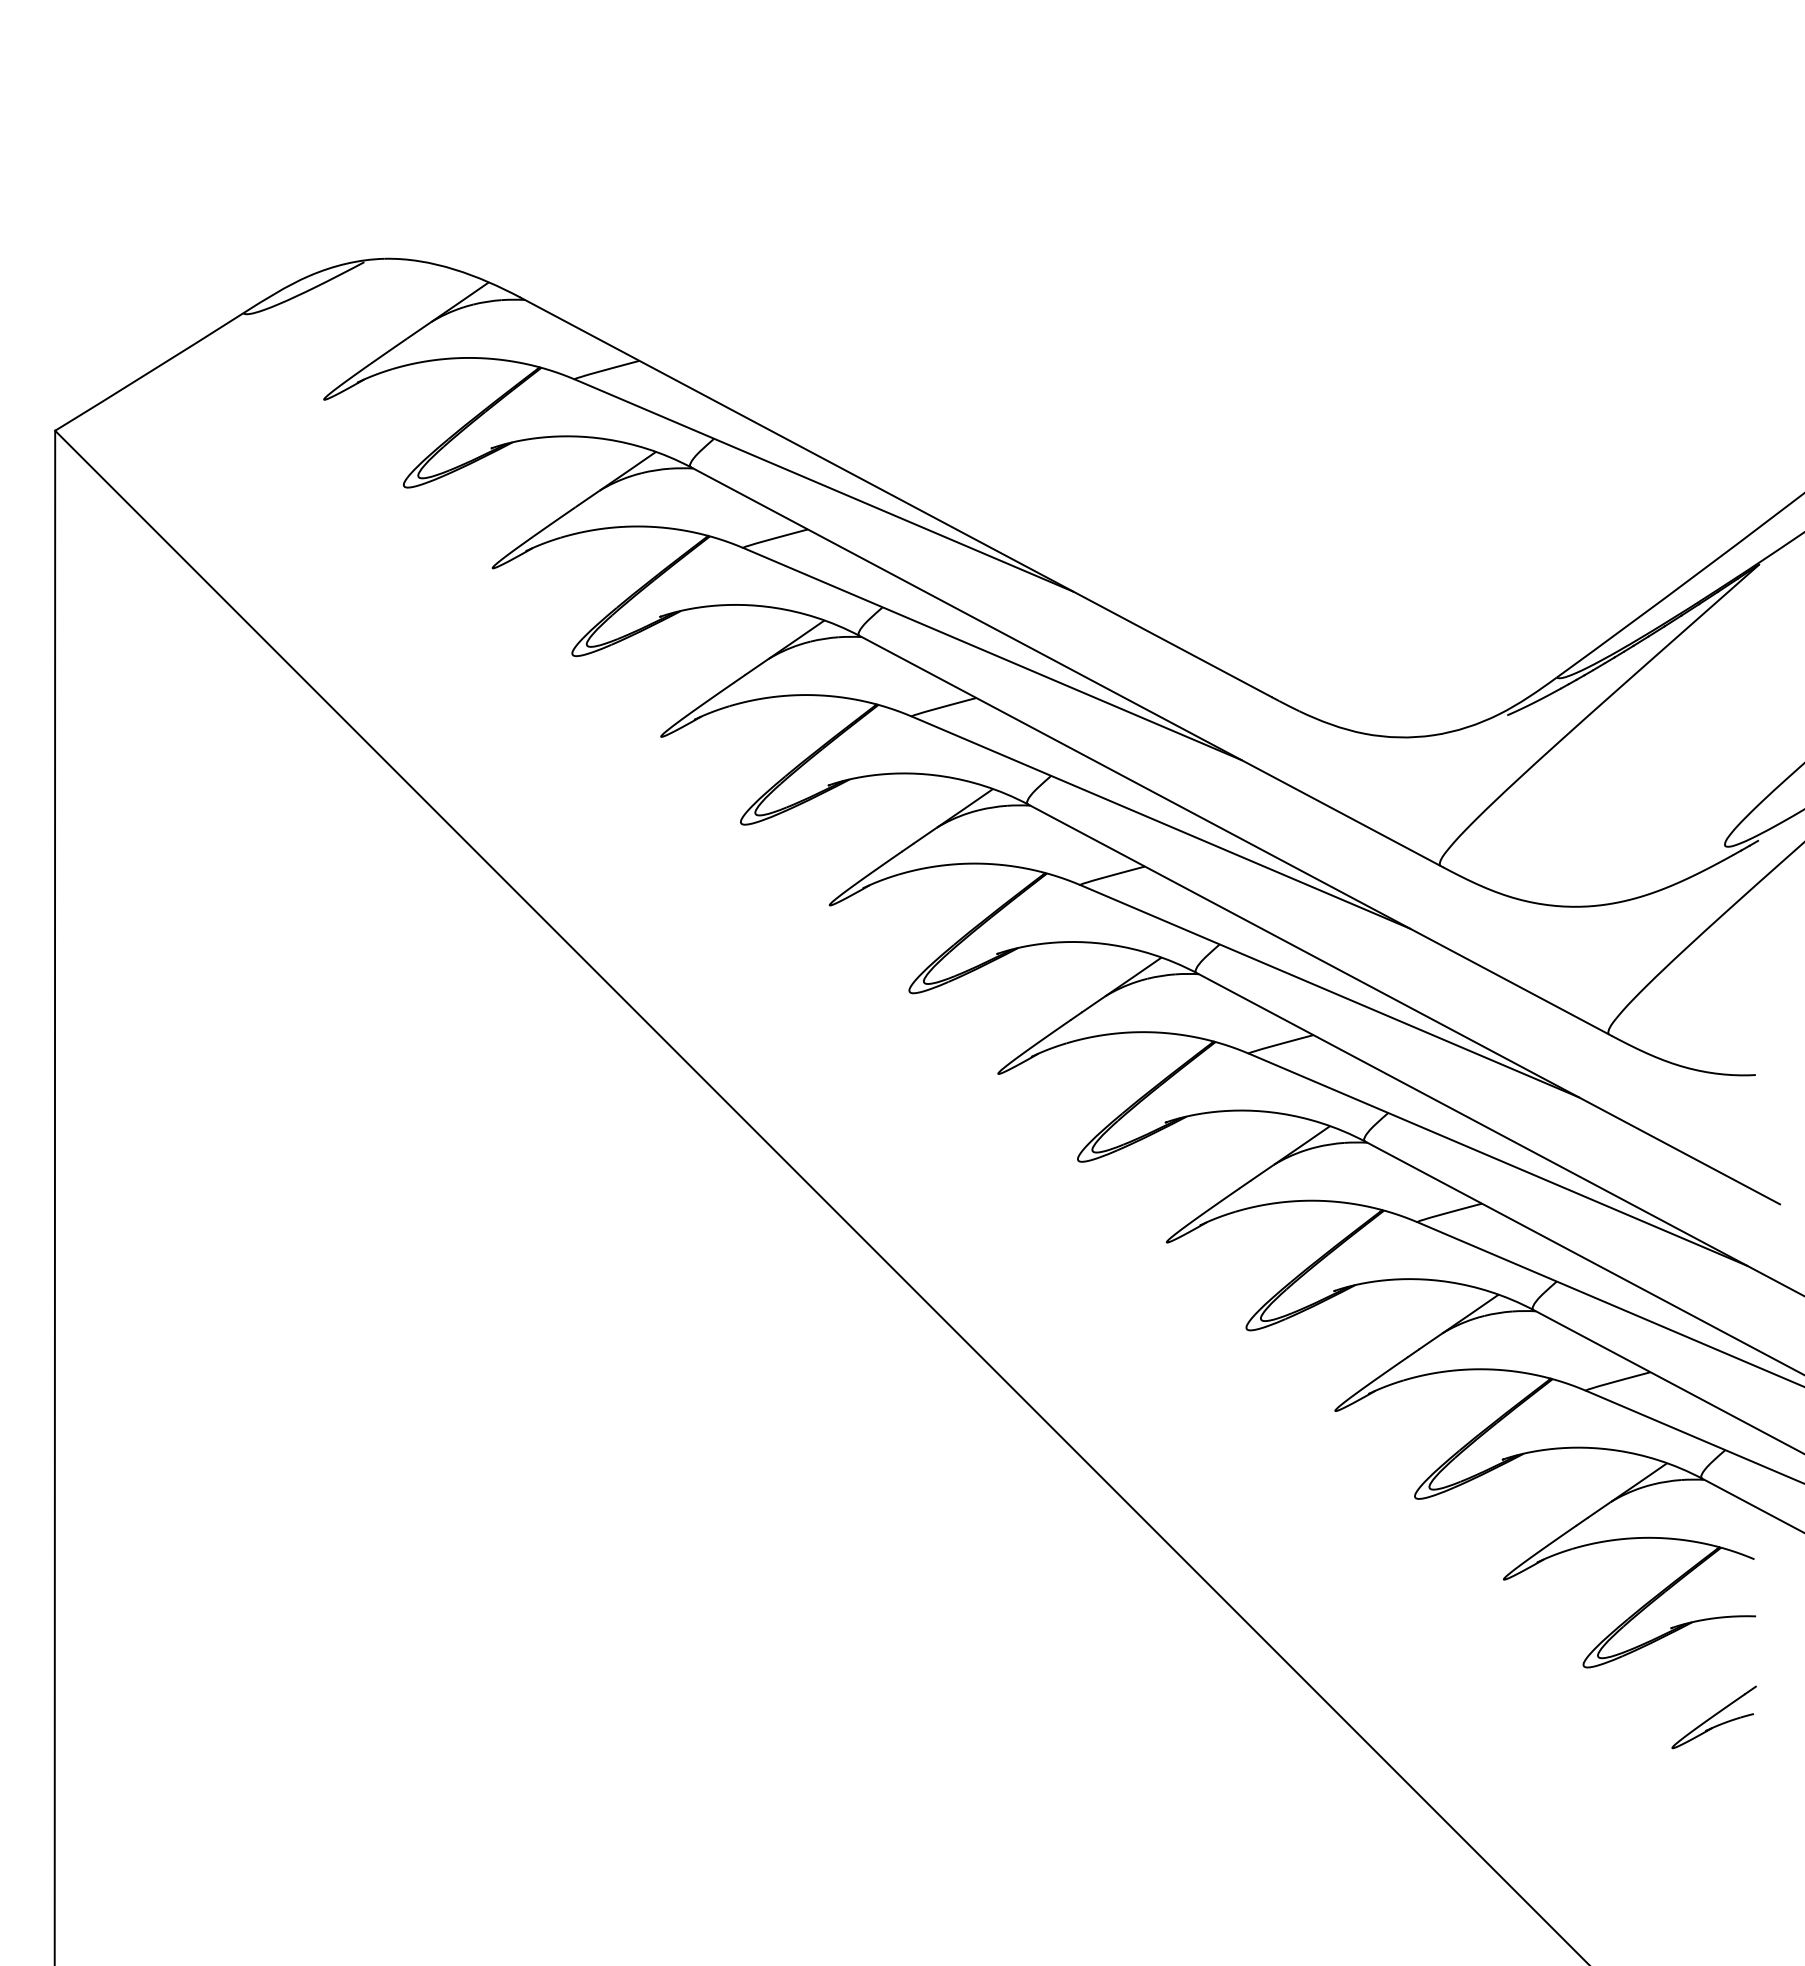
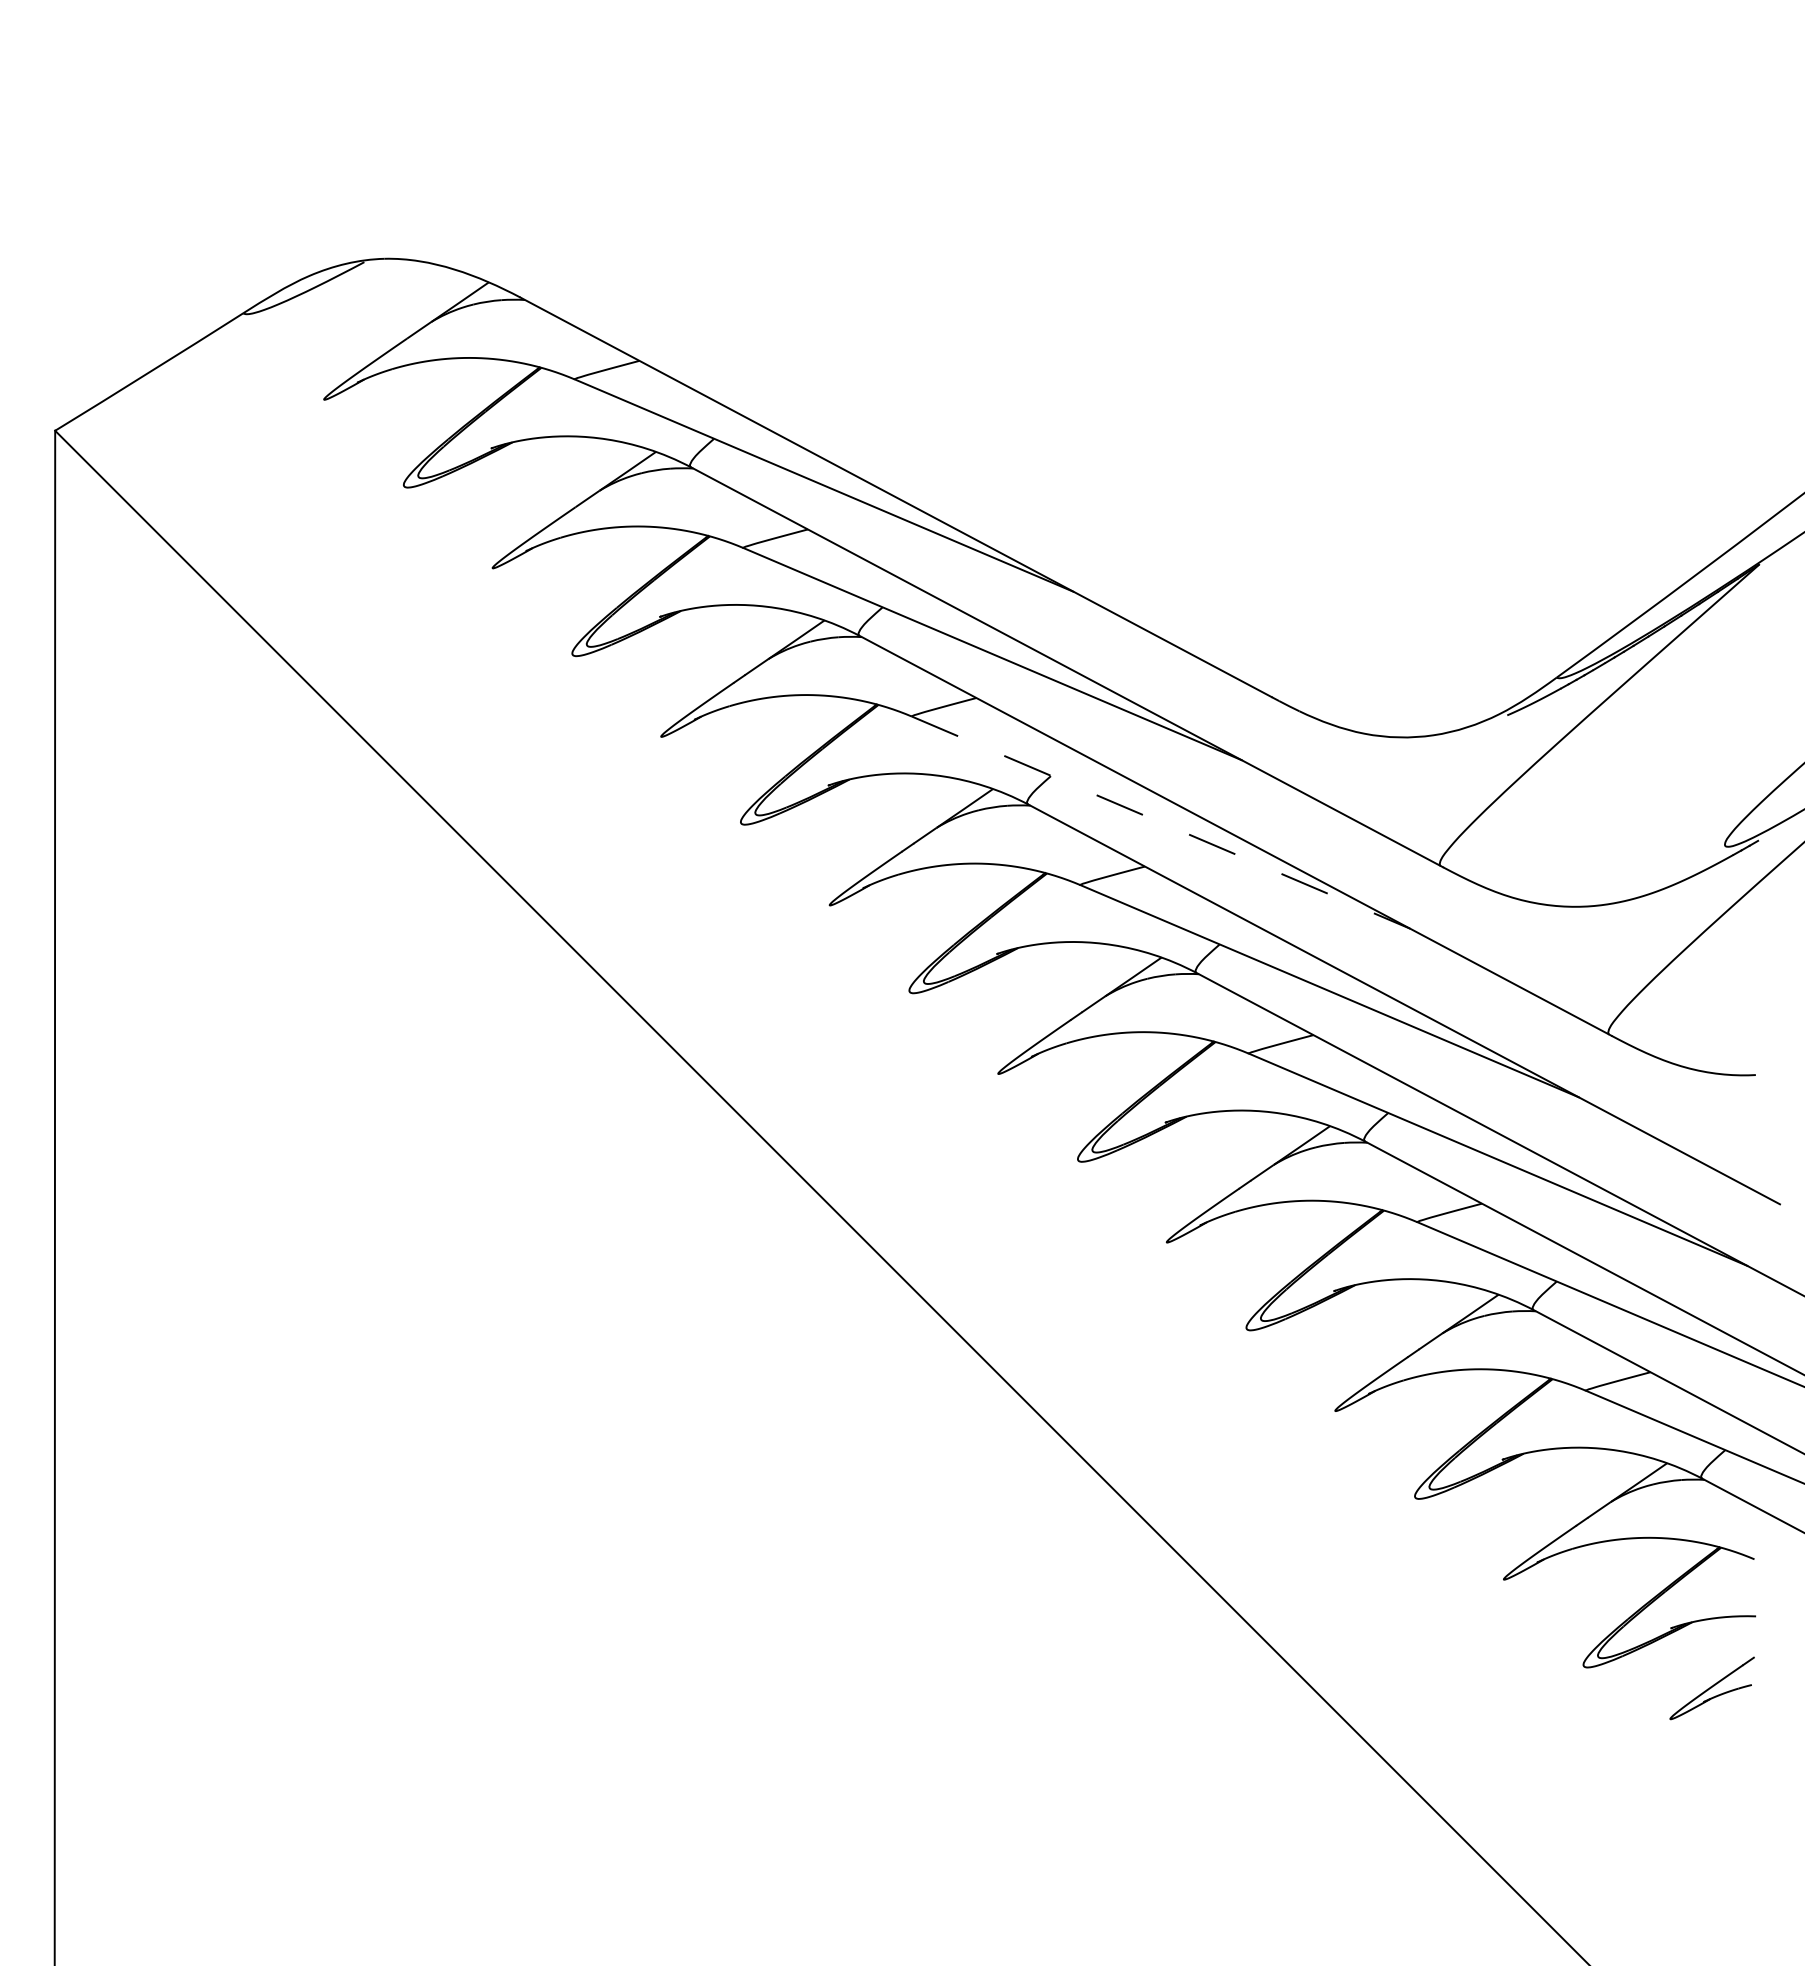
line: solid -> dashed (1161, 822)
part position: (1713, 1717) -> (1711, 1688) (1711, 1688)
